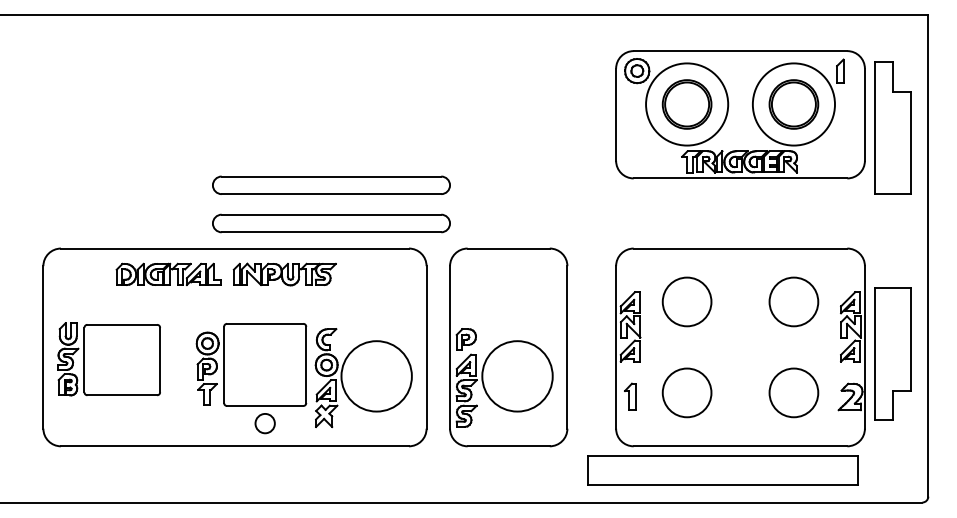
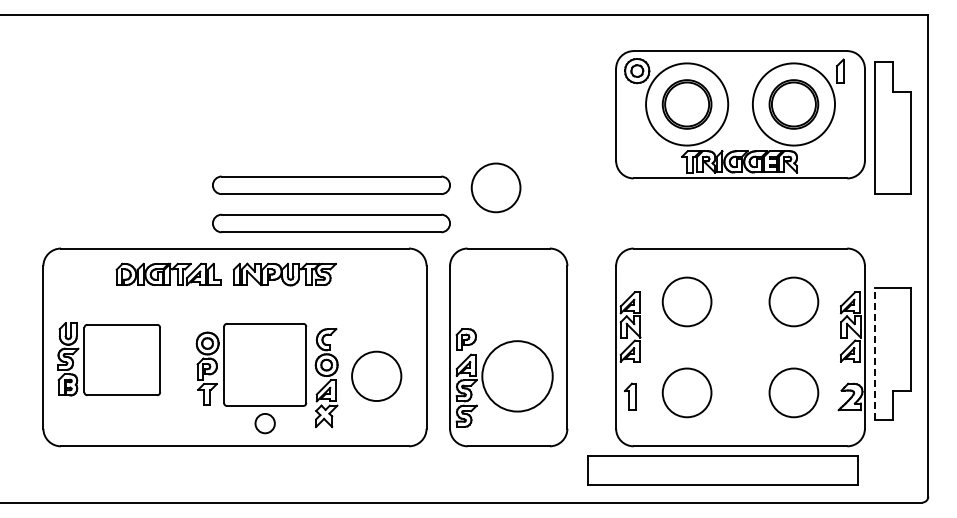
circle: none -> present (495, 187)
line: solid -> dashed (875, 353)
circle diameter: 70 px -> 49 px (376, 376)
